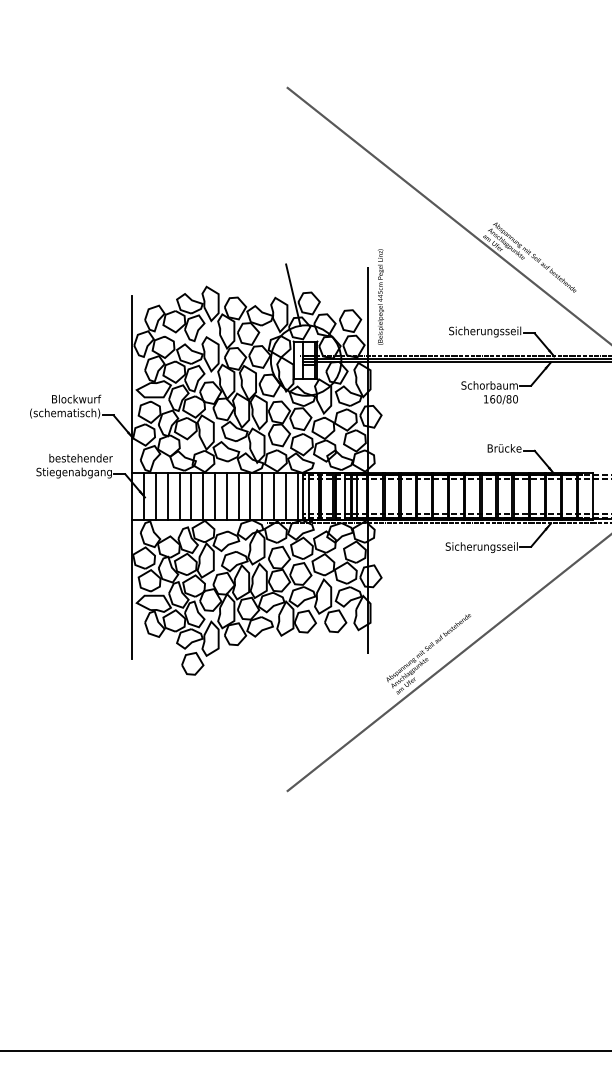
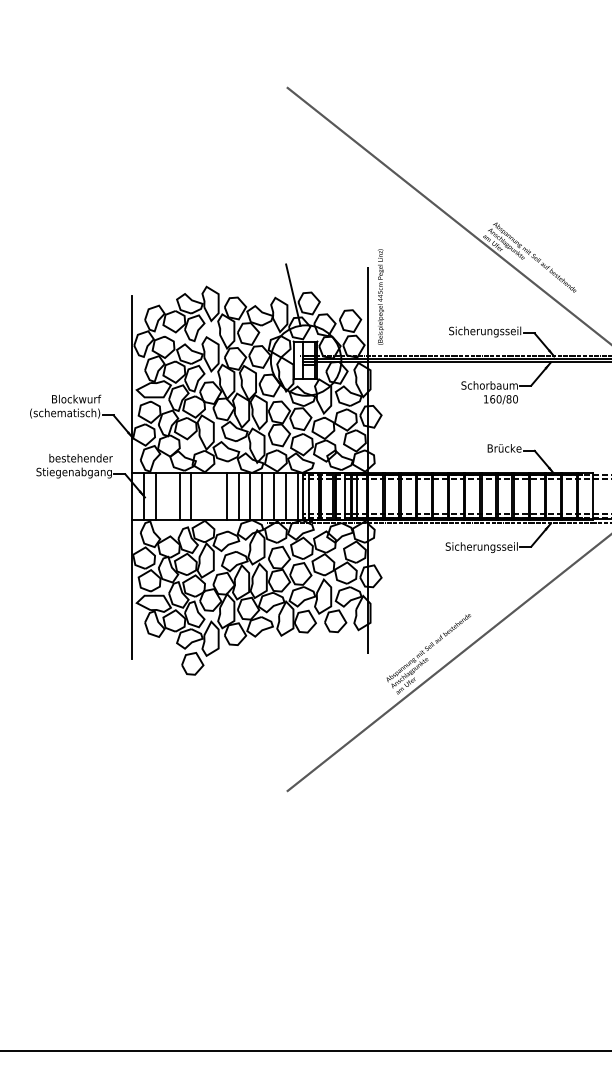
line: present -> none (167, 496)
line: present -> none (203, 496)
line: present -> none (215, 496)
